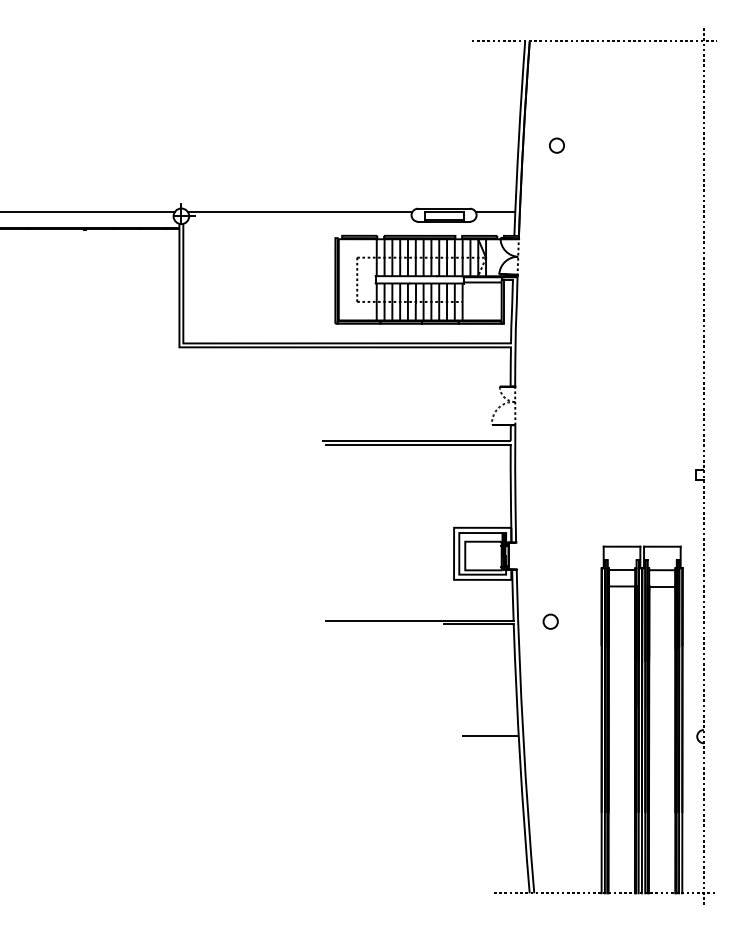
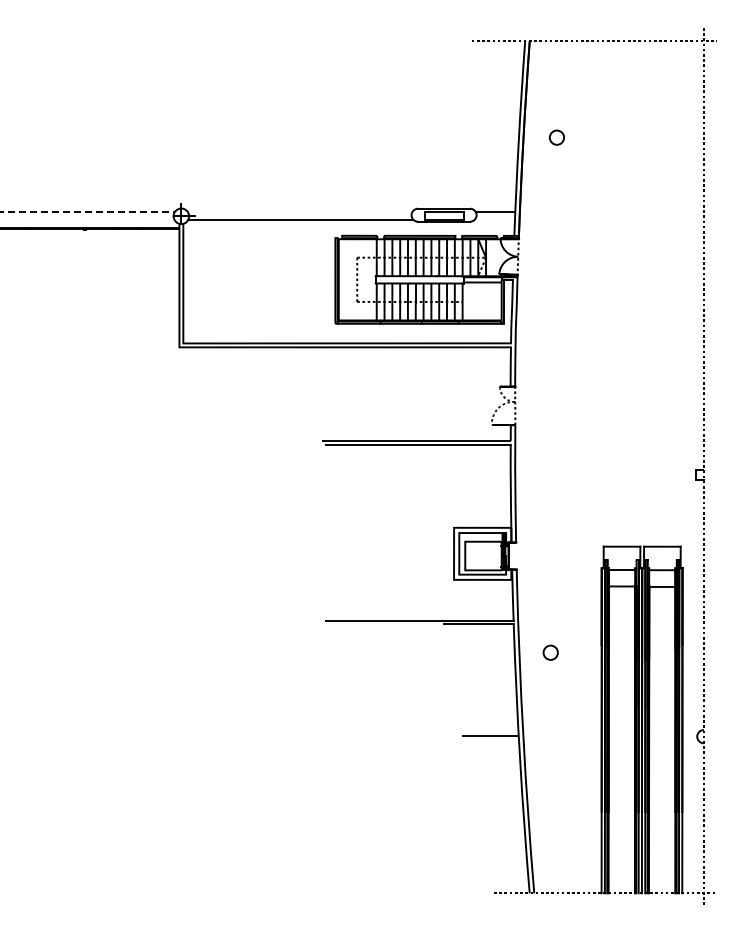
circle position: (556, 145) -> (556, 137) (556, 137)
line: solid -> dashed (87, 212)
line position: (299, 212) -> (299, 220) (299, 220)
circle position: (550, 621) -> (550, 652) (550, 652)
